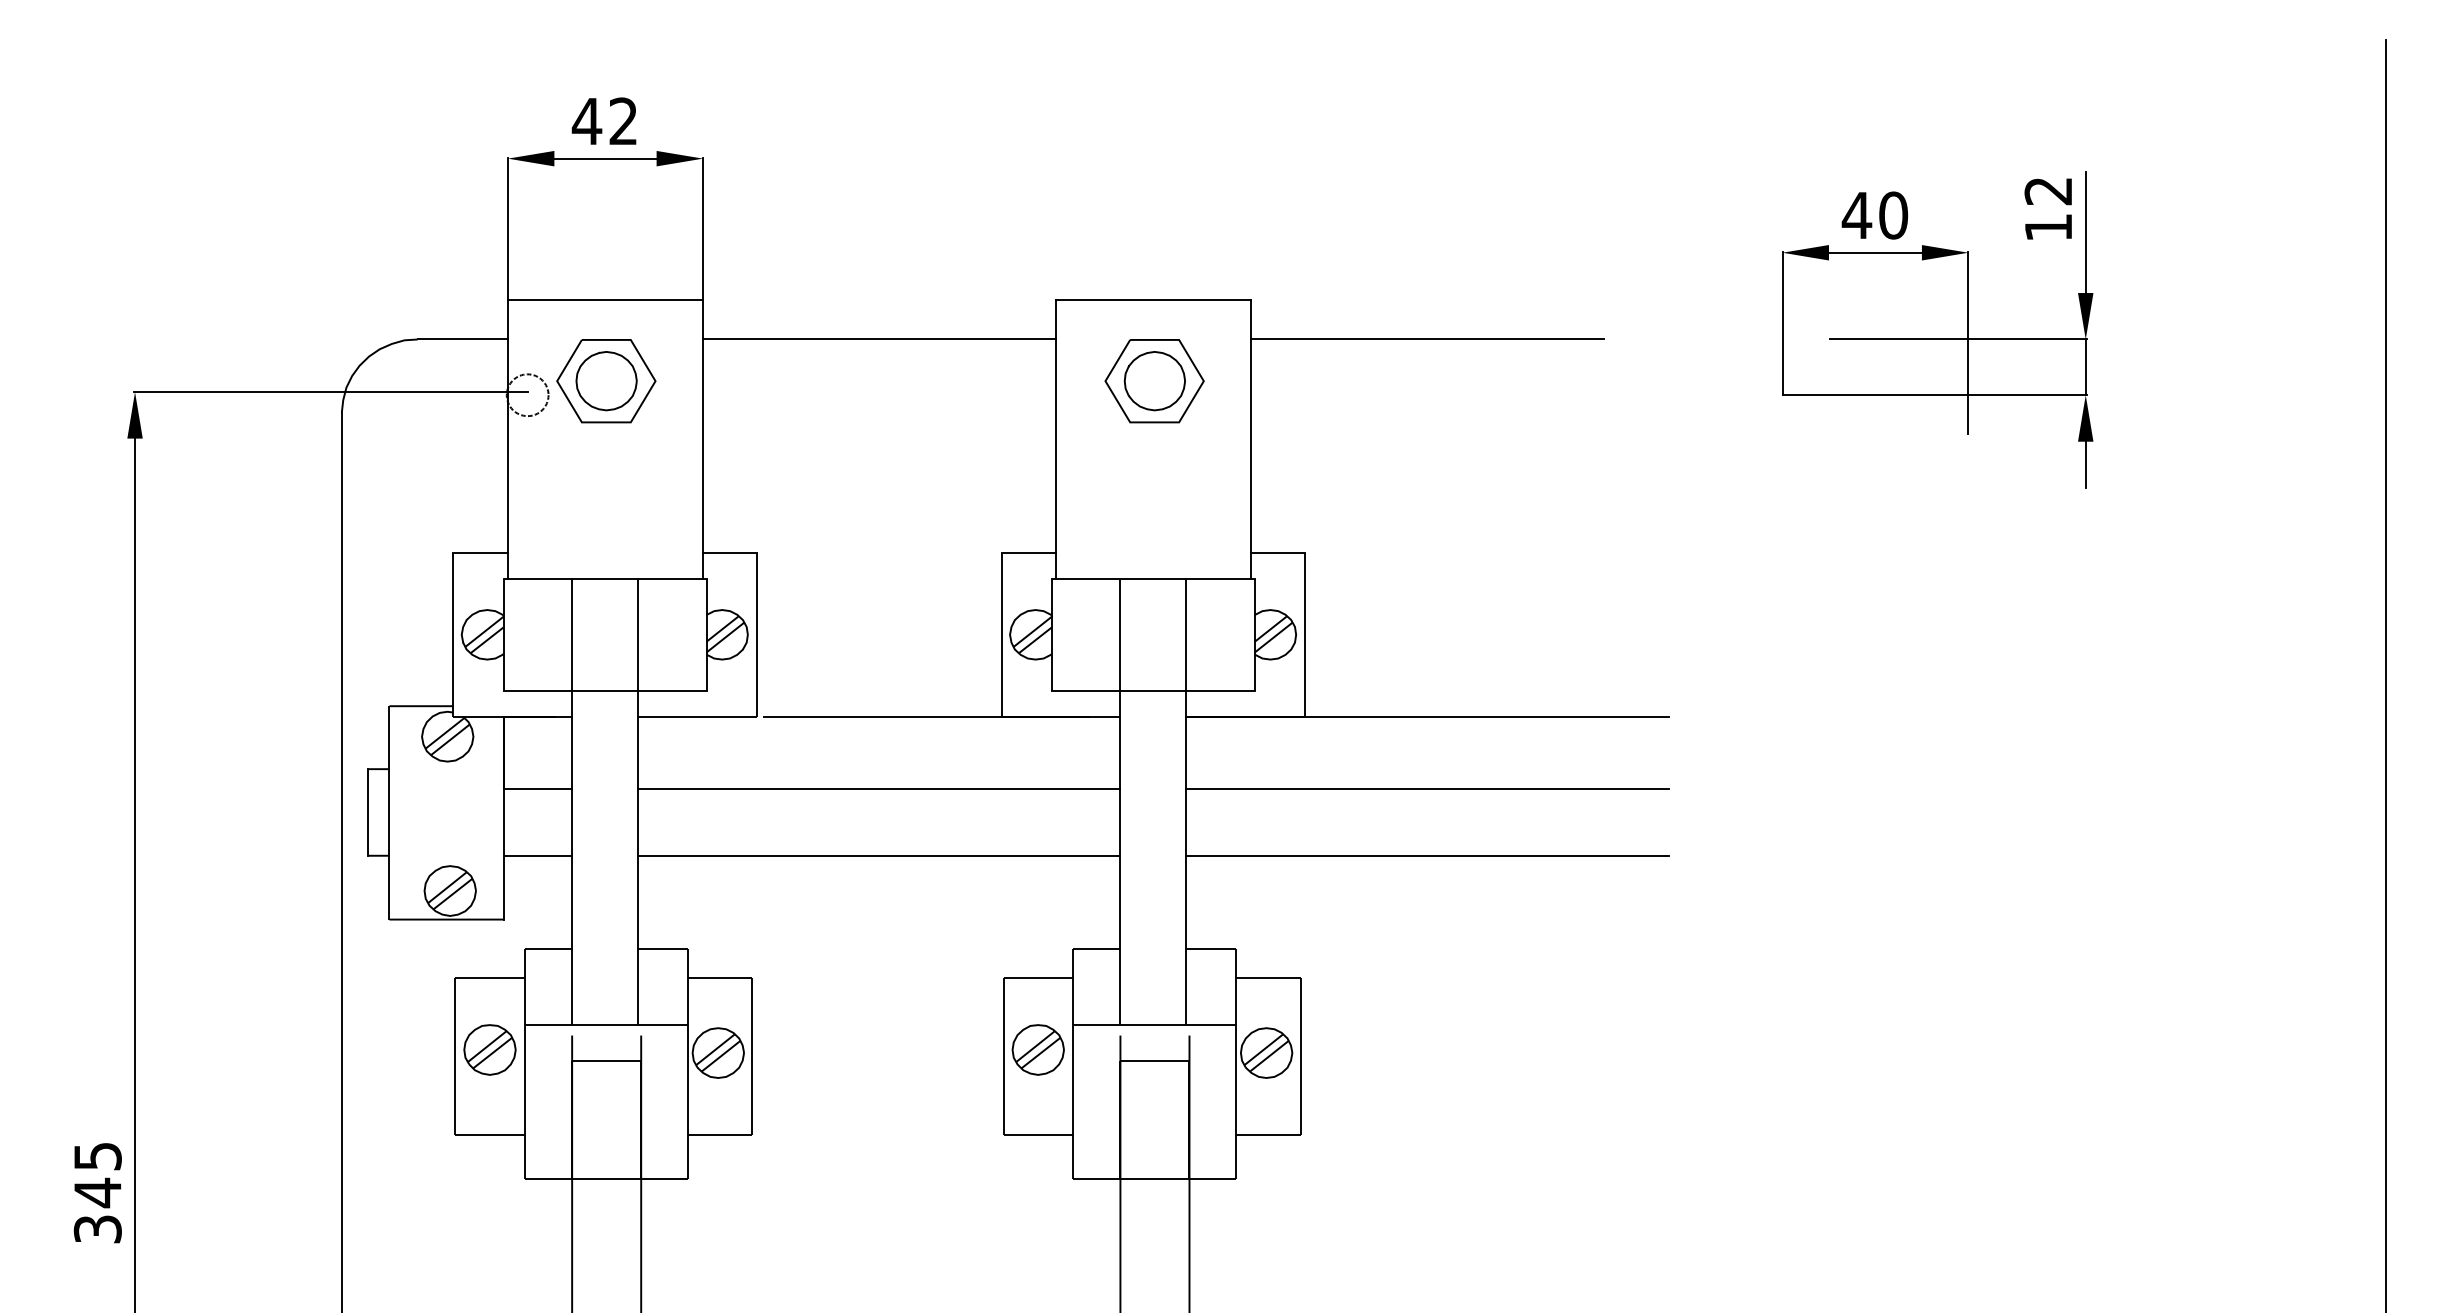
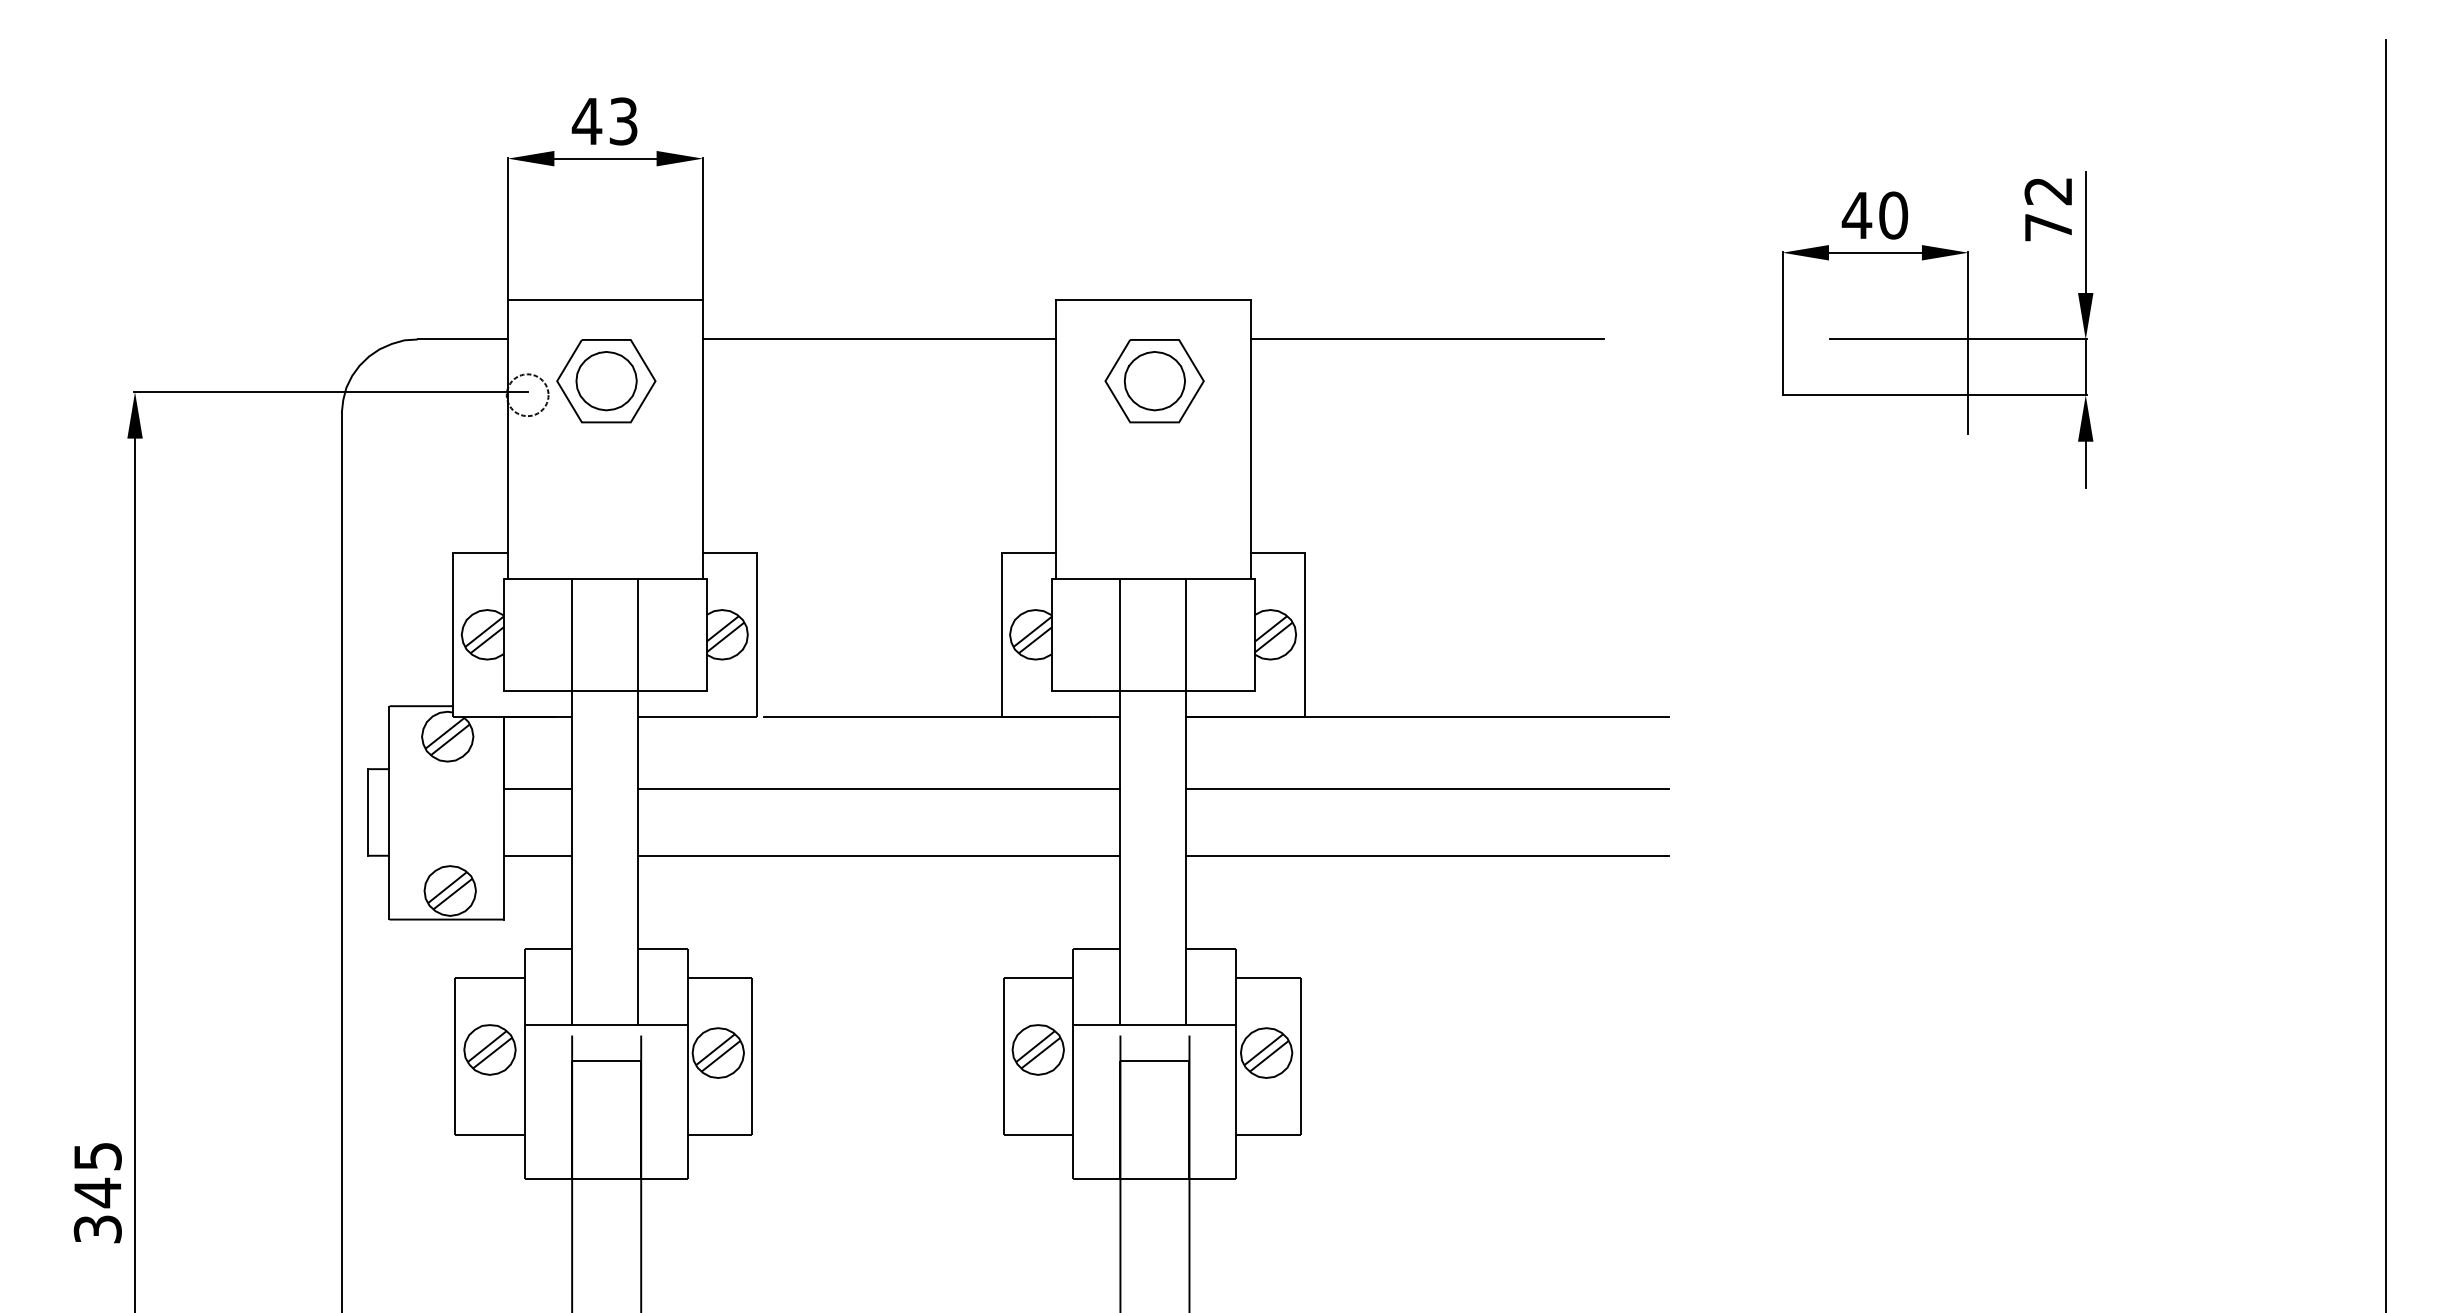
text: 42 -> 43 (623, 121)
text: 12 -> 72 (2048, 227)
